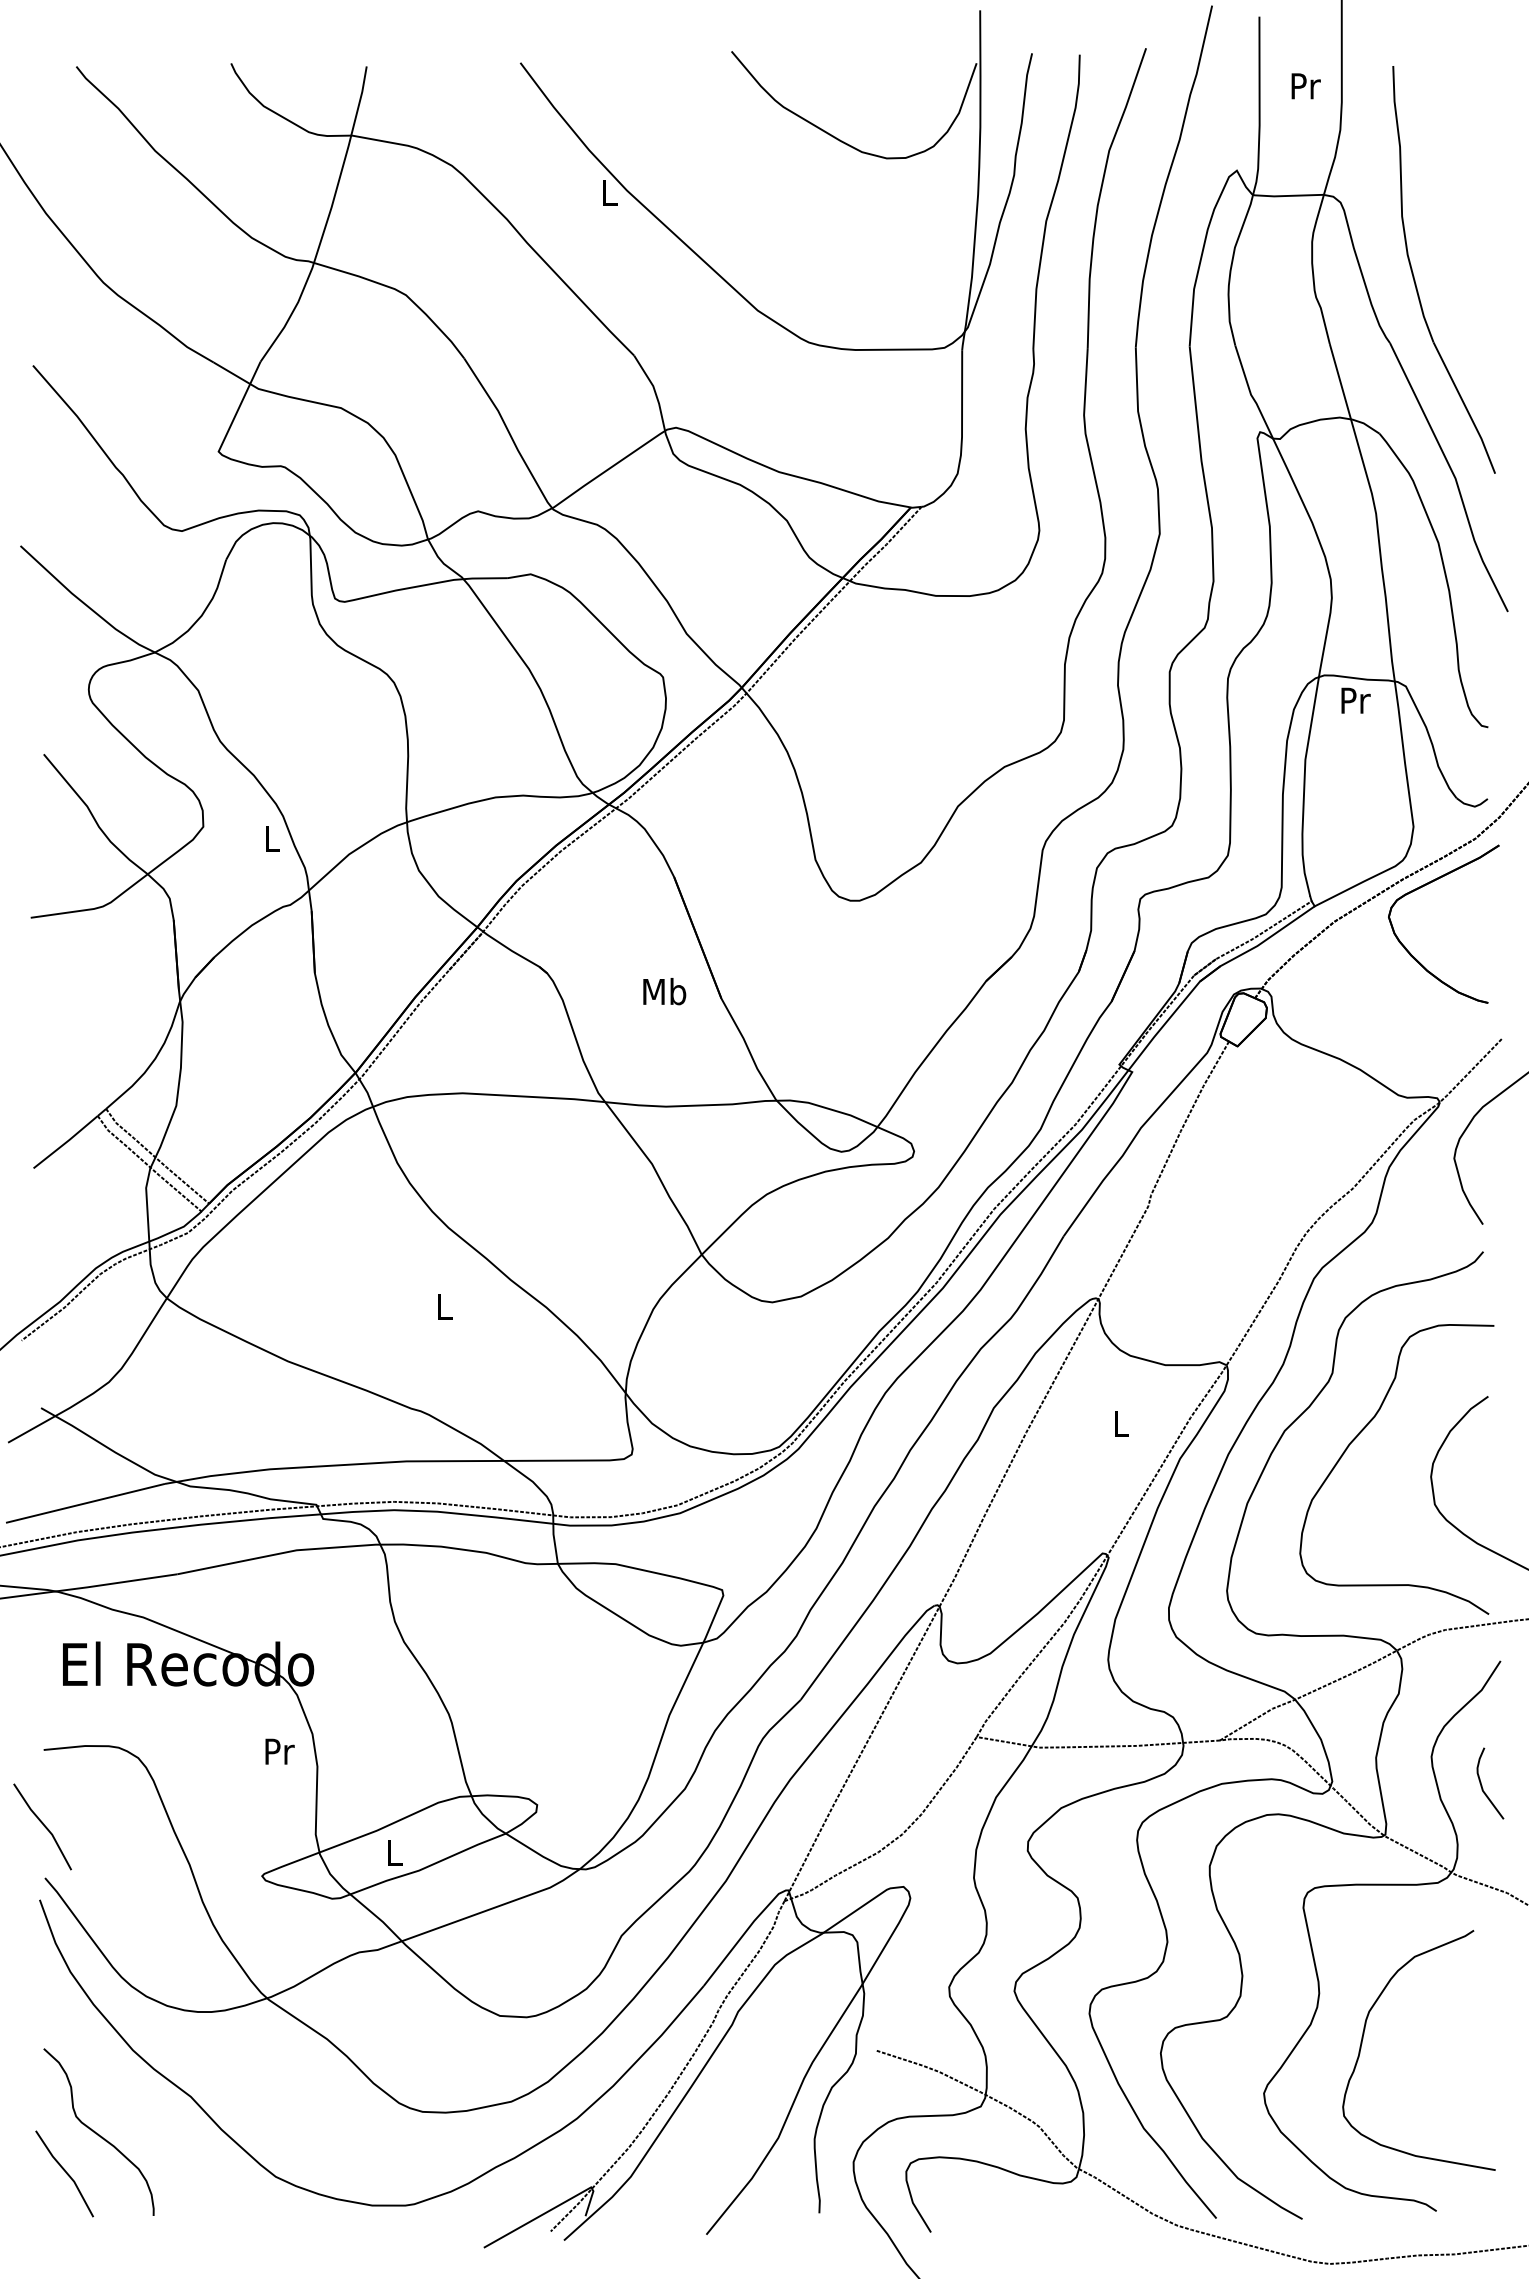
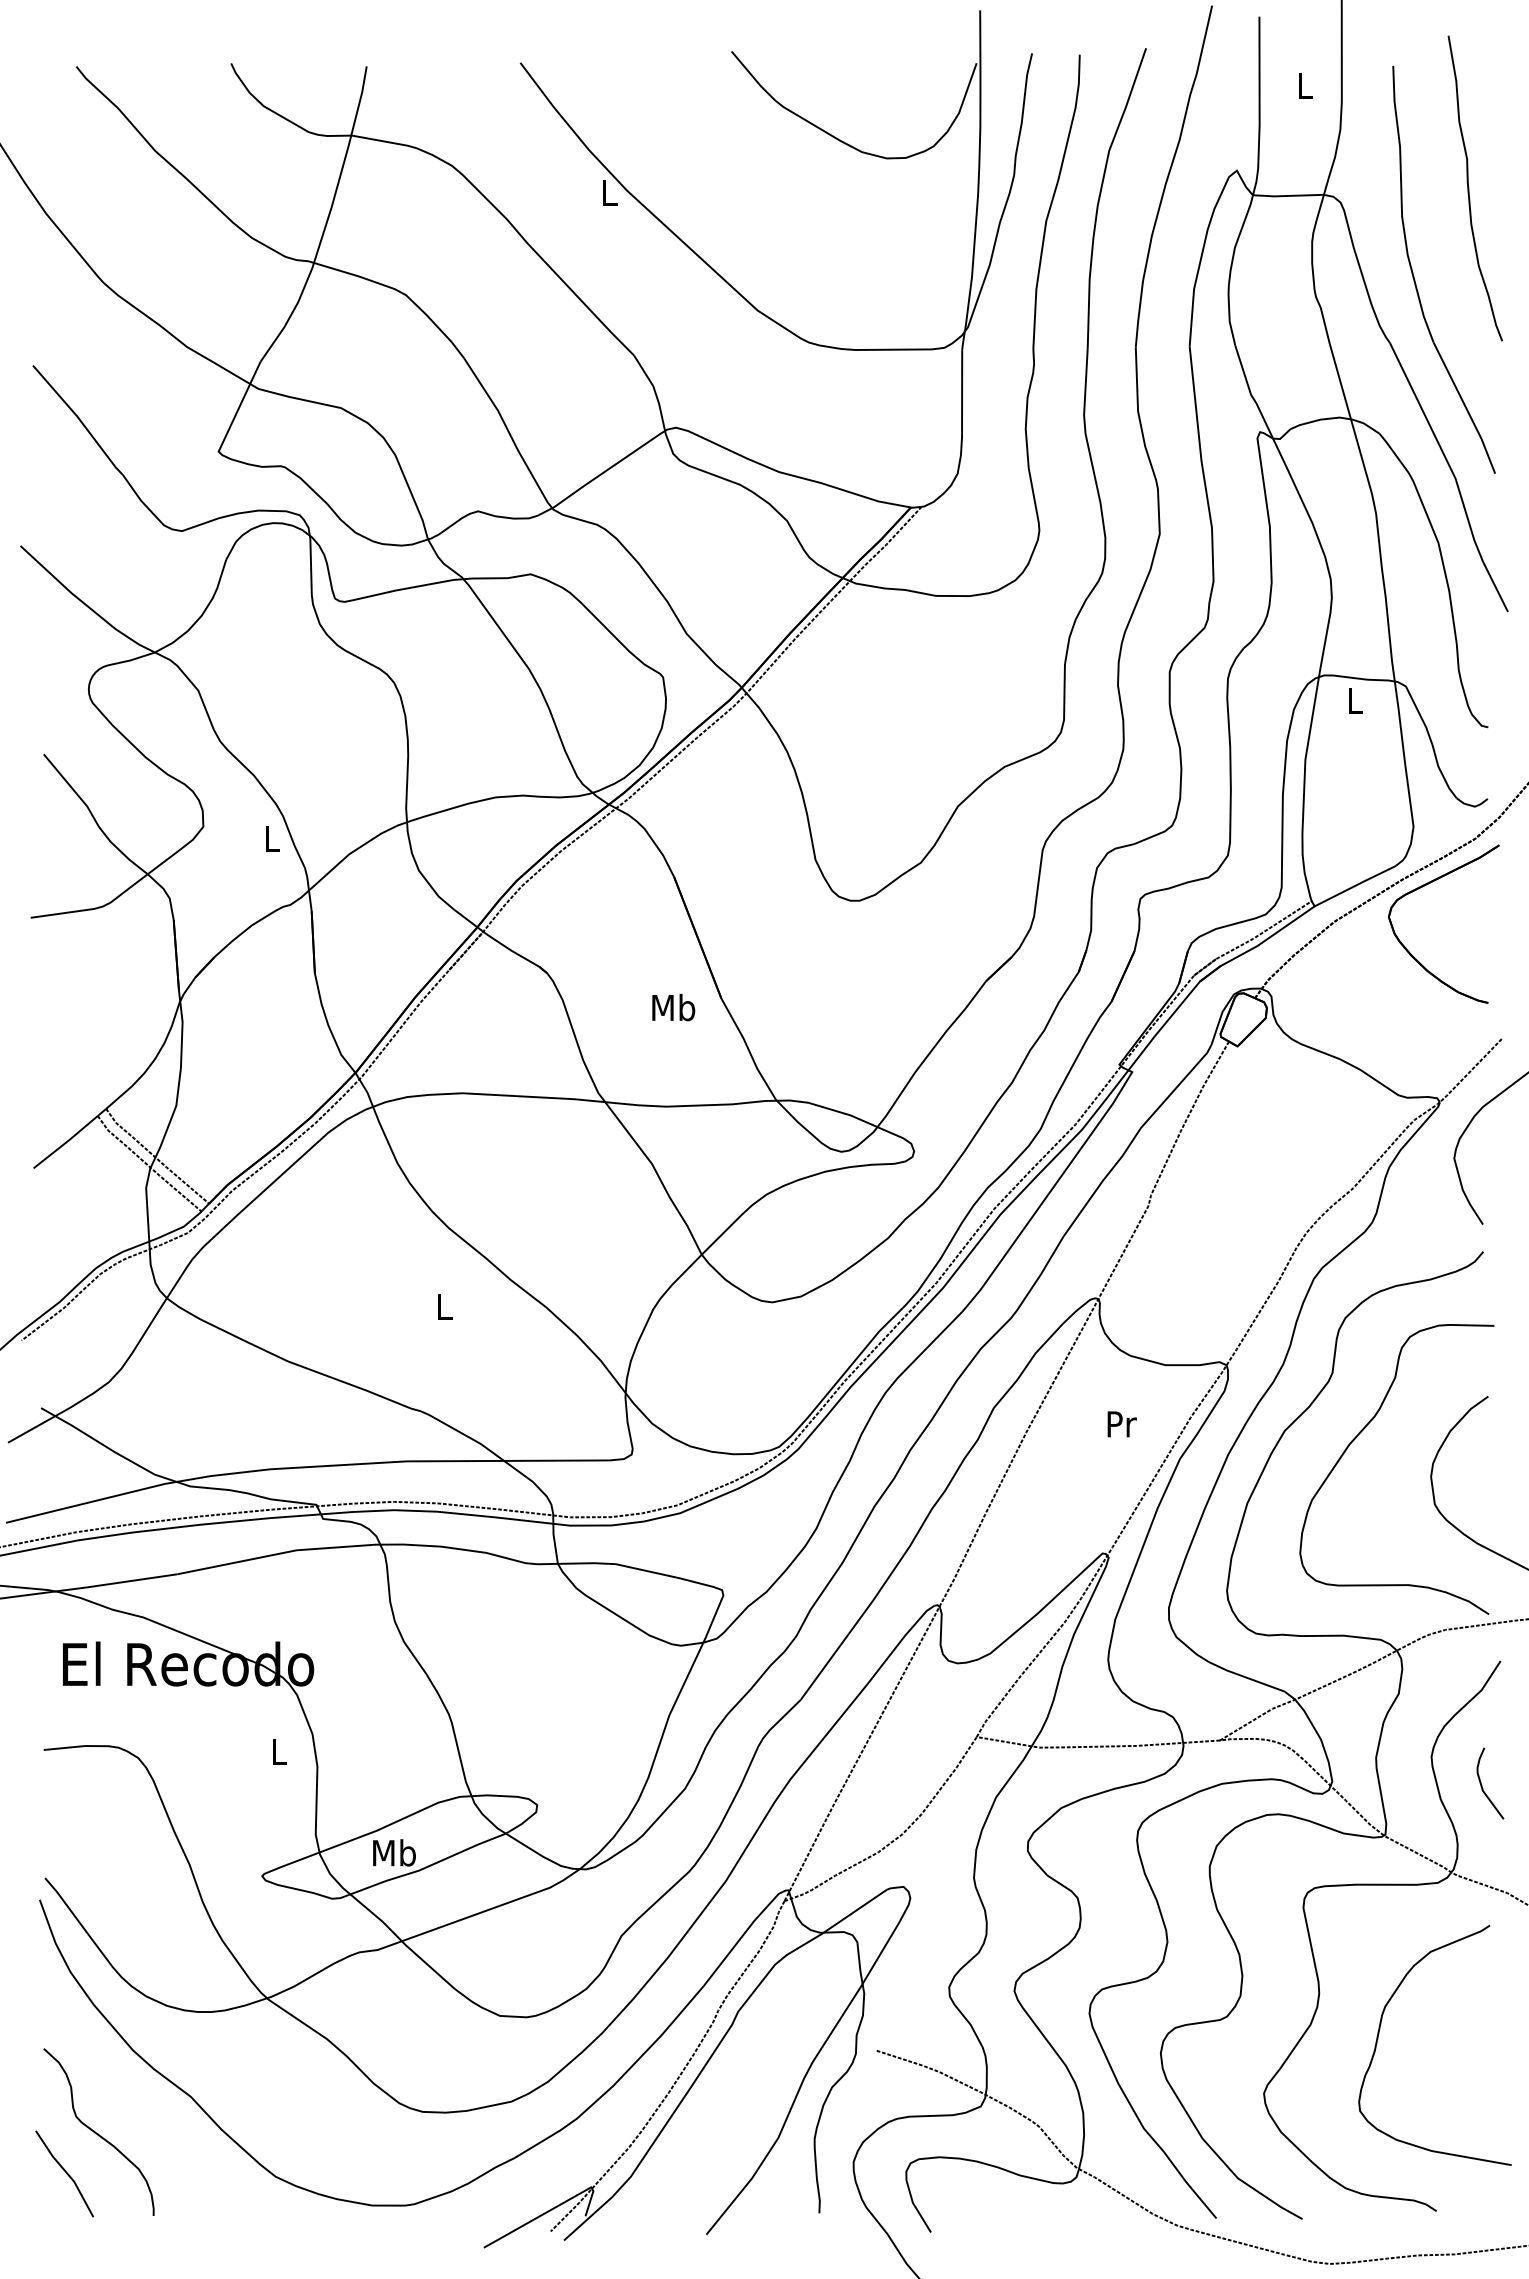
text: Pr -> L (1305, 86)
curve: none -> present (1469, 188)
text: Pr -> L (1355, 700)
text position: (664, 991) -> (673, 1007) (673, 1007)
text: L -> Pr (1121, 1424)
text: Pr -> L (279, 1751)
line: present -> none (43, 1825)
text: L -> Mb (394, 1852)
curve position: (1363, 2039) -> (1379, 2034) (1379, 2034)
